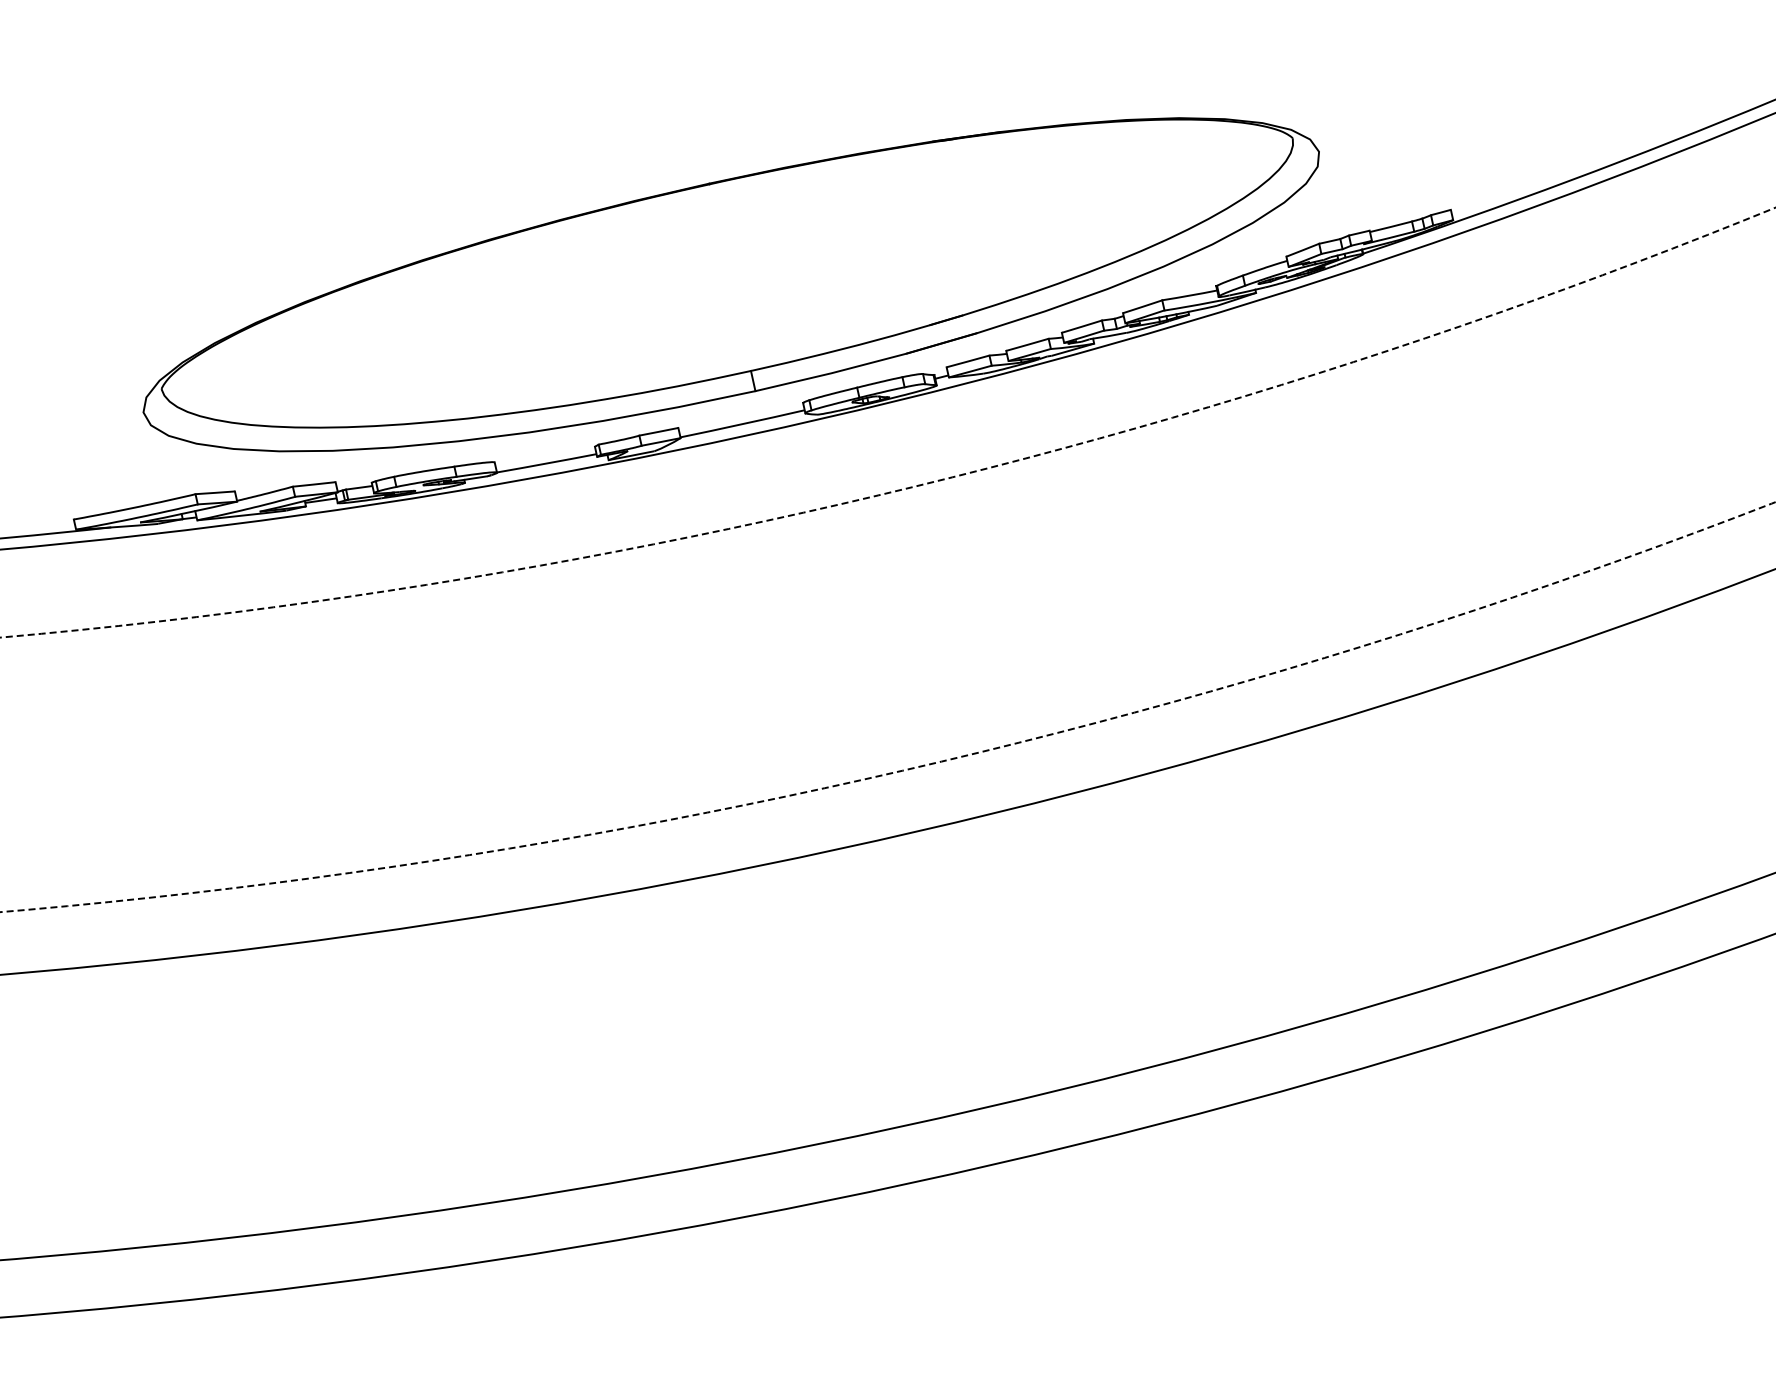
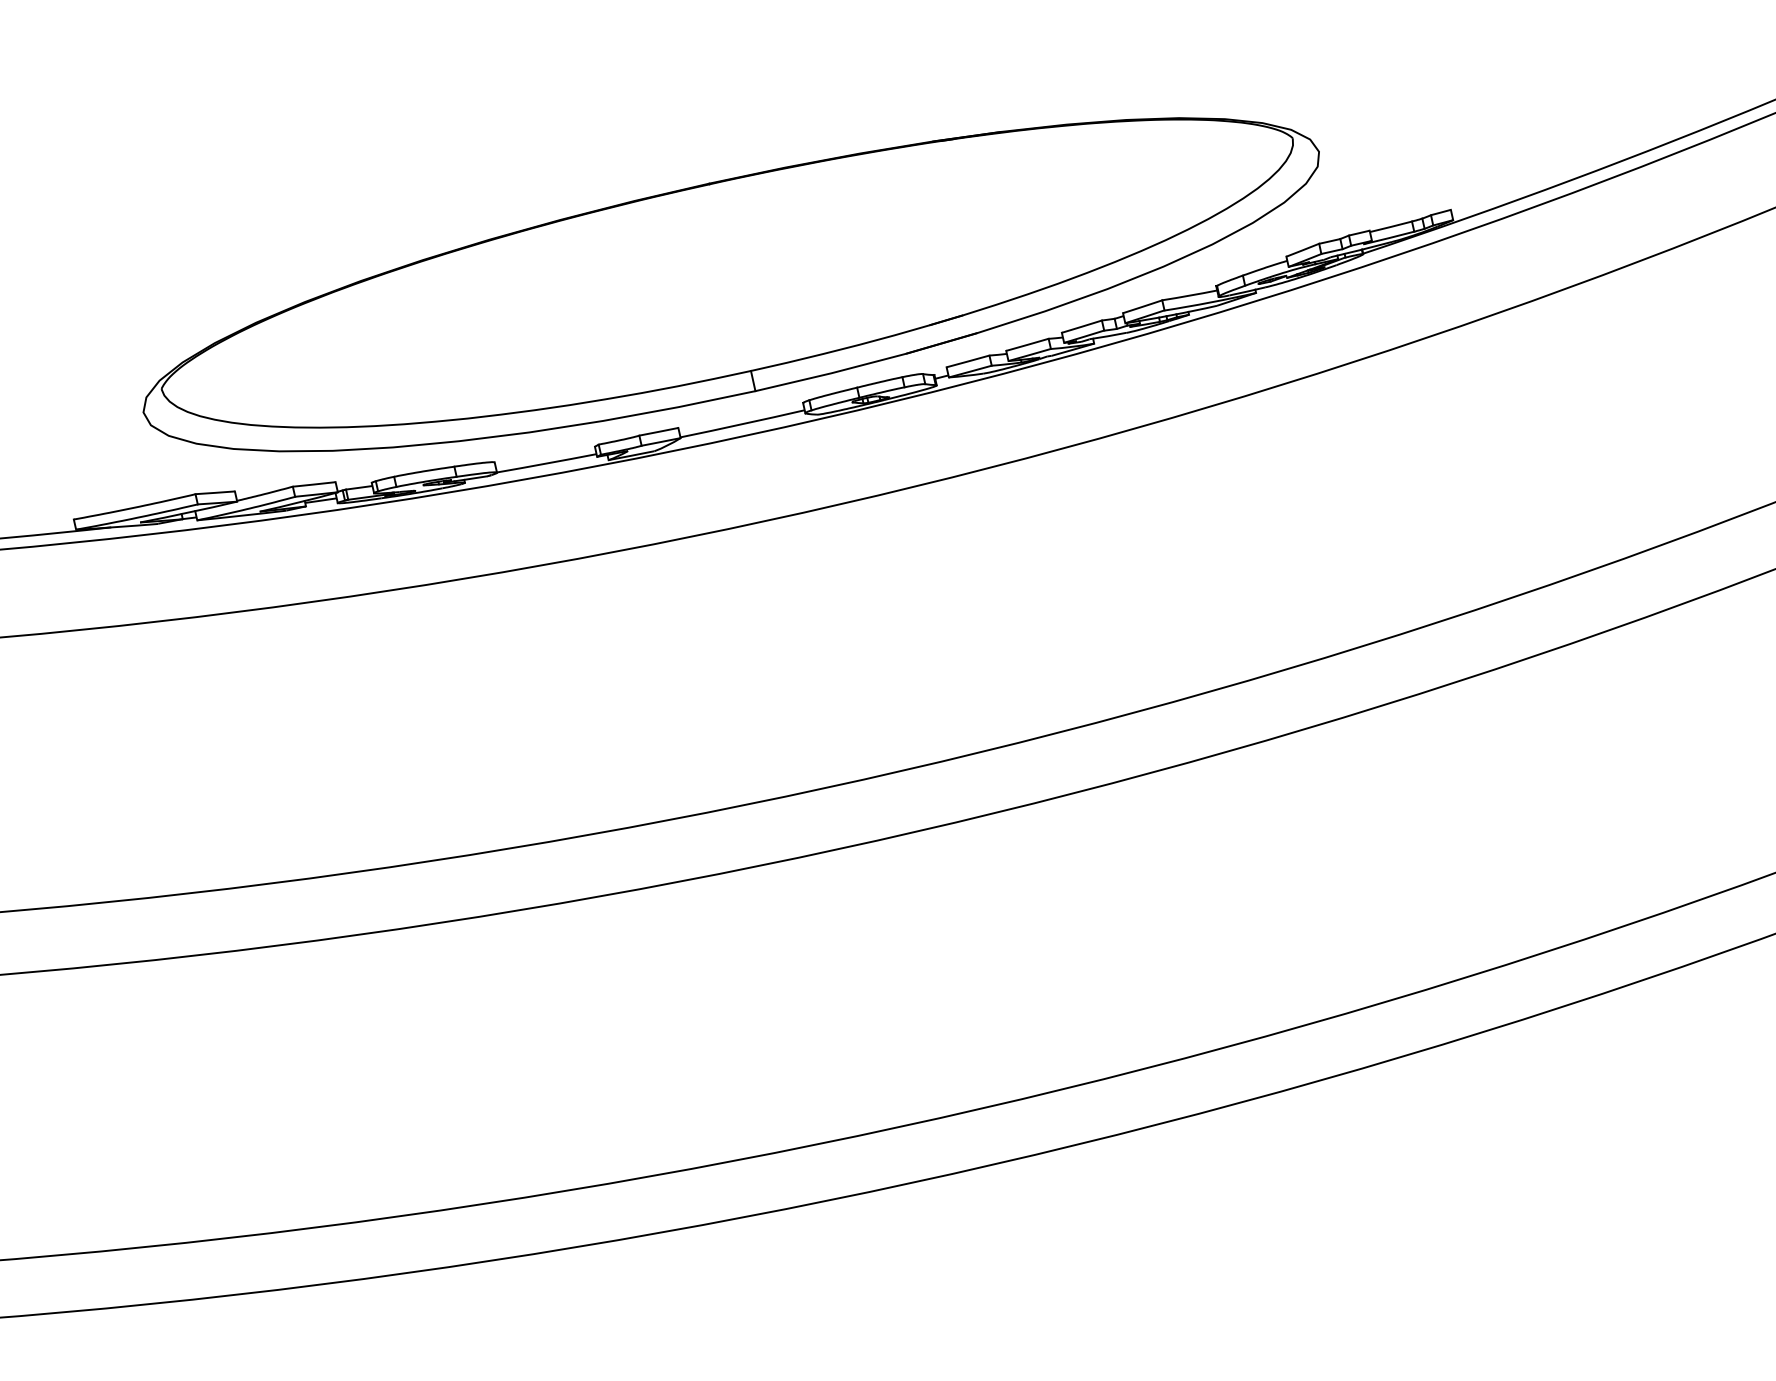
circle: dashed -> solid (887, 422)
circle: dashed -> solid (887, 706)
